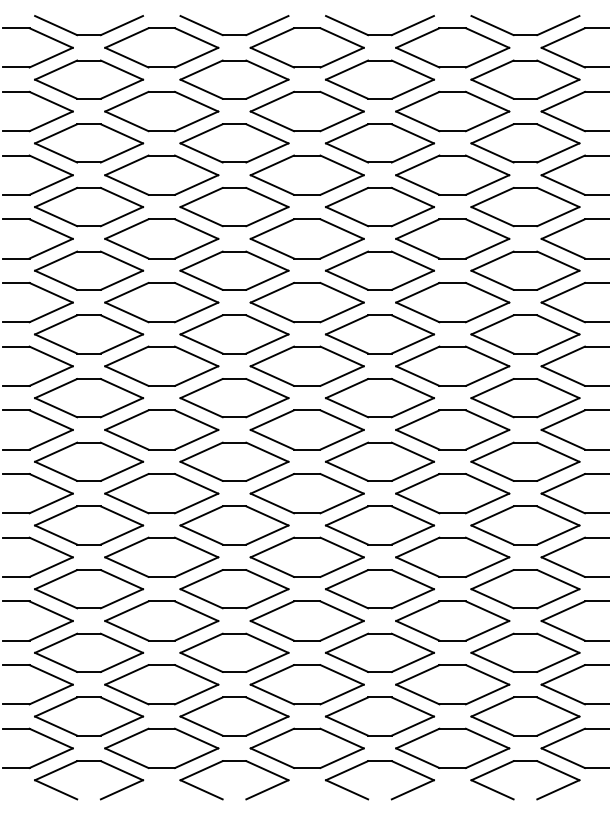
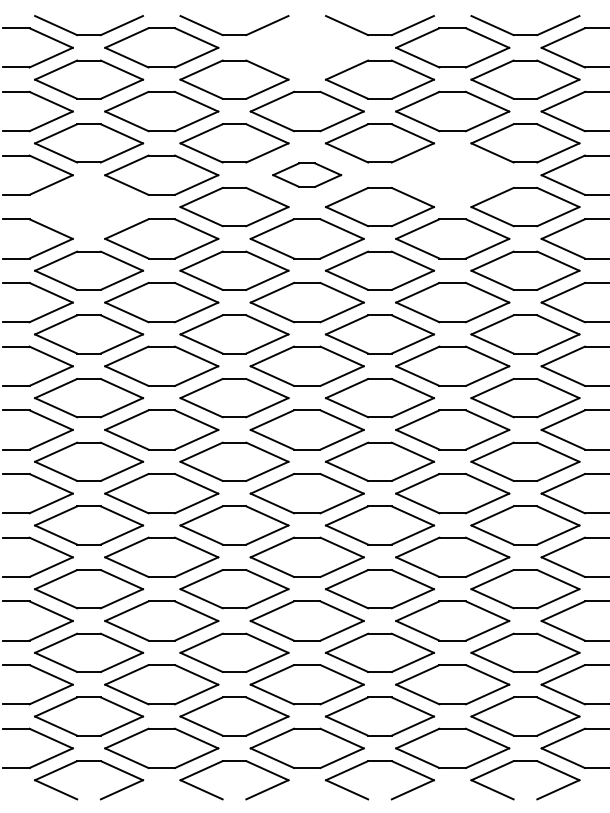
part: present -> none (306, 47)
part size: 116x42 px -> 71x26 px (307, 174)
part: present -> none (452, 174)
part: present -> none (88, 206)
